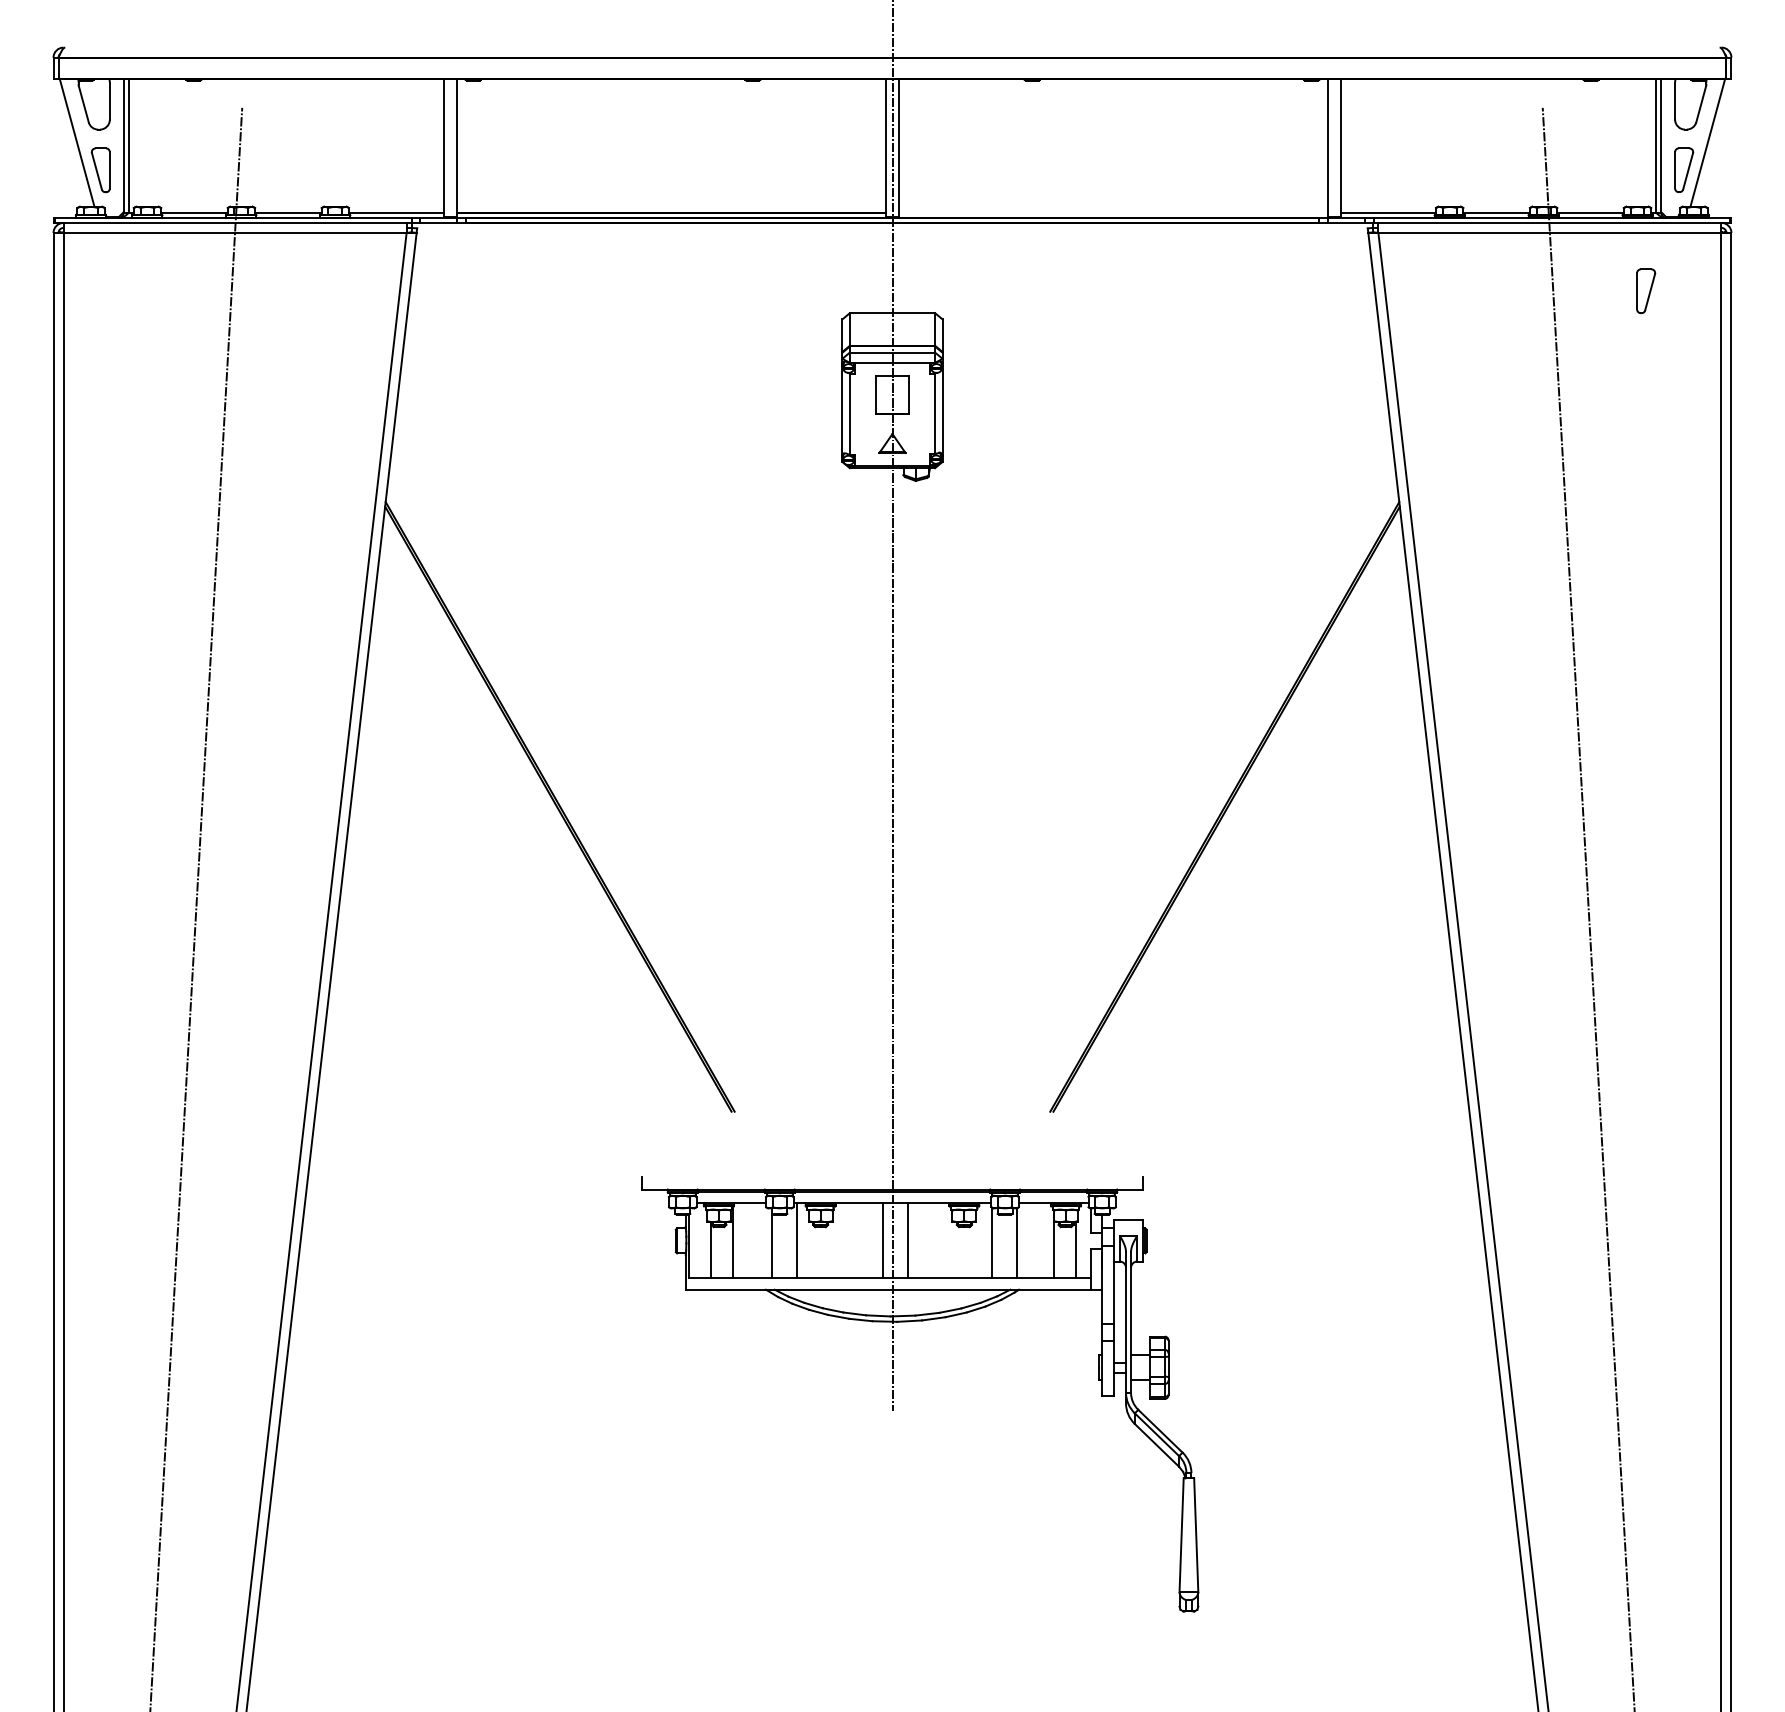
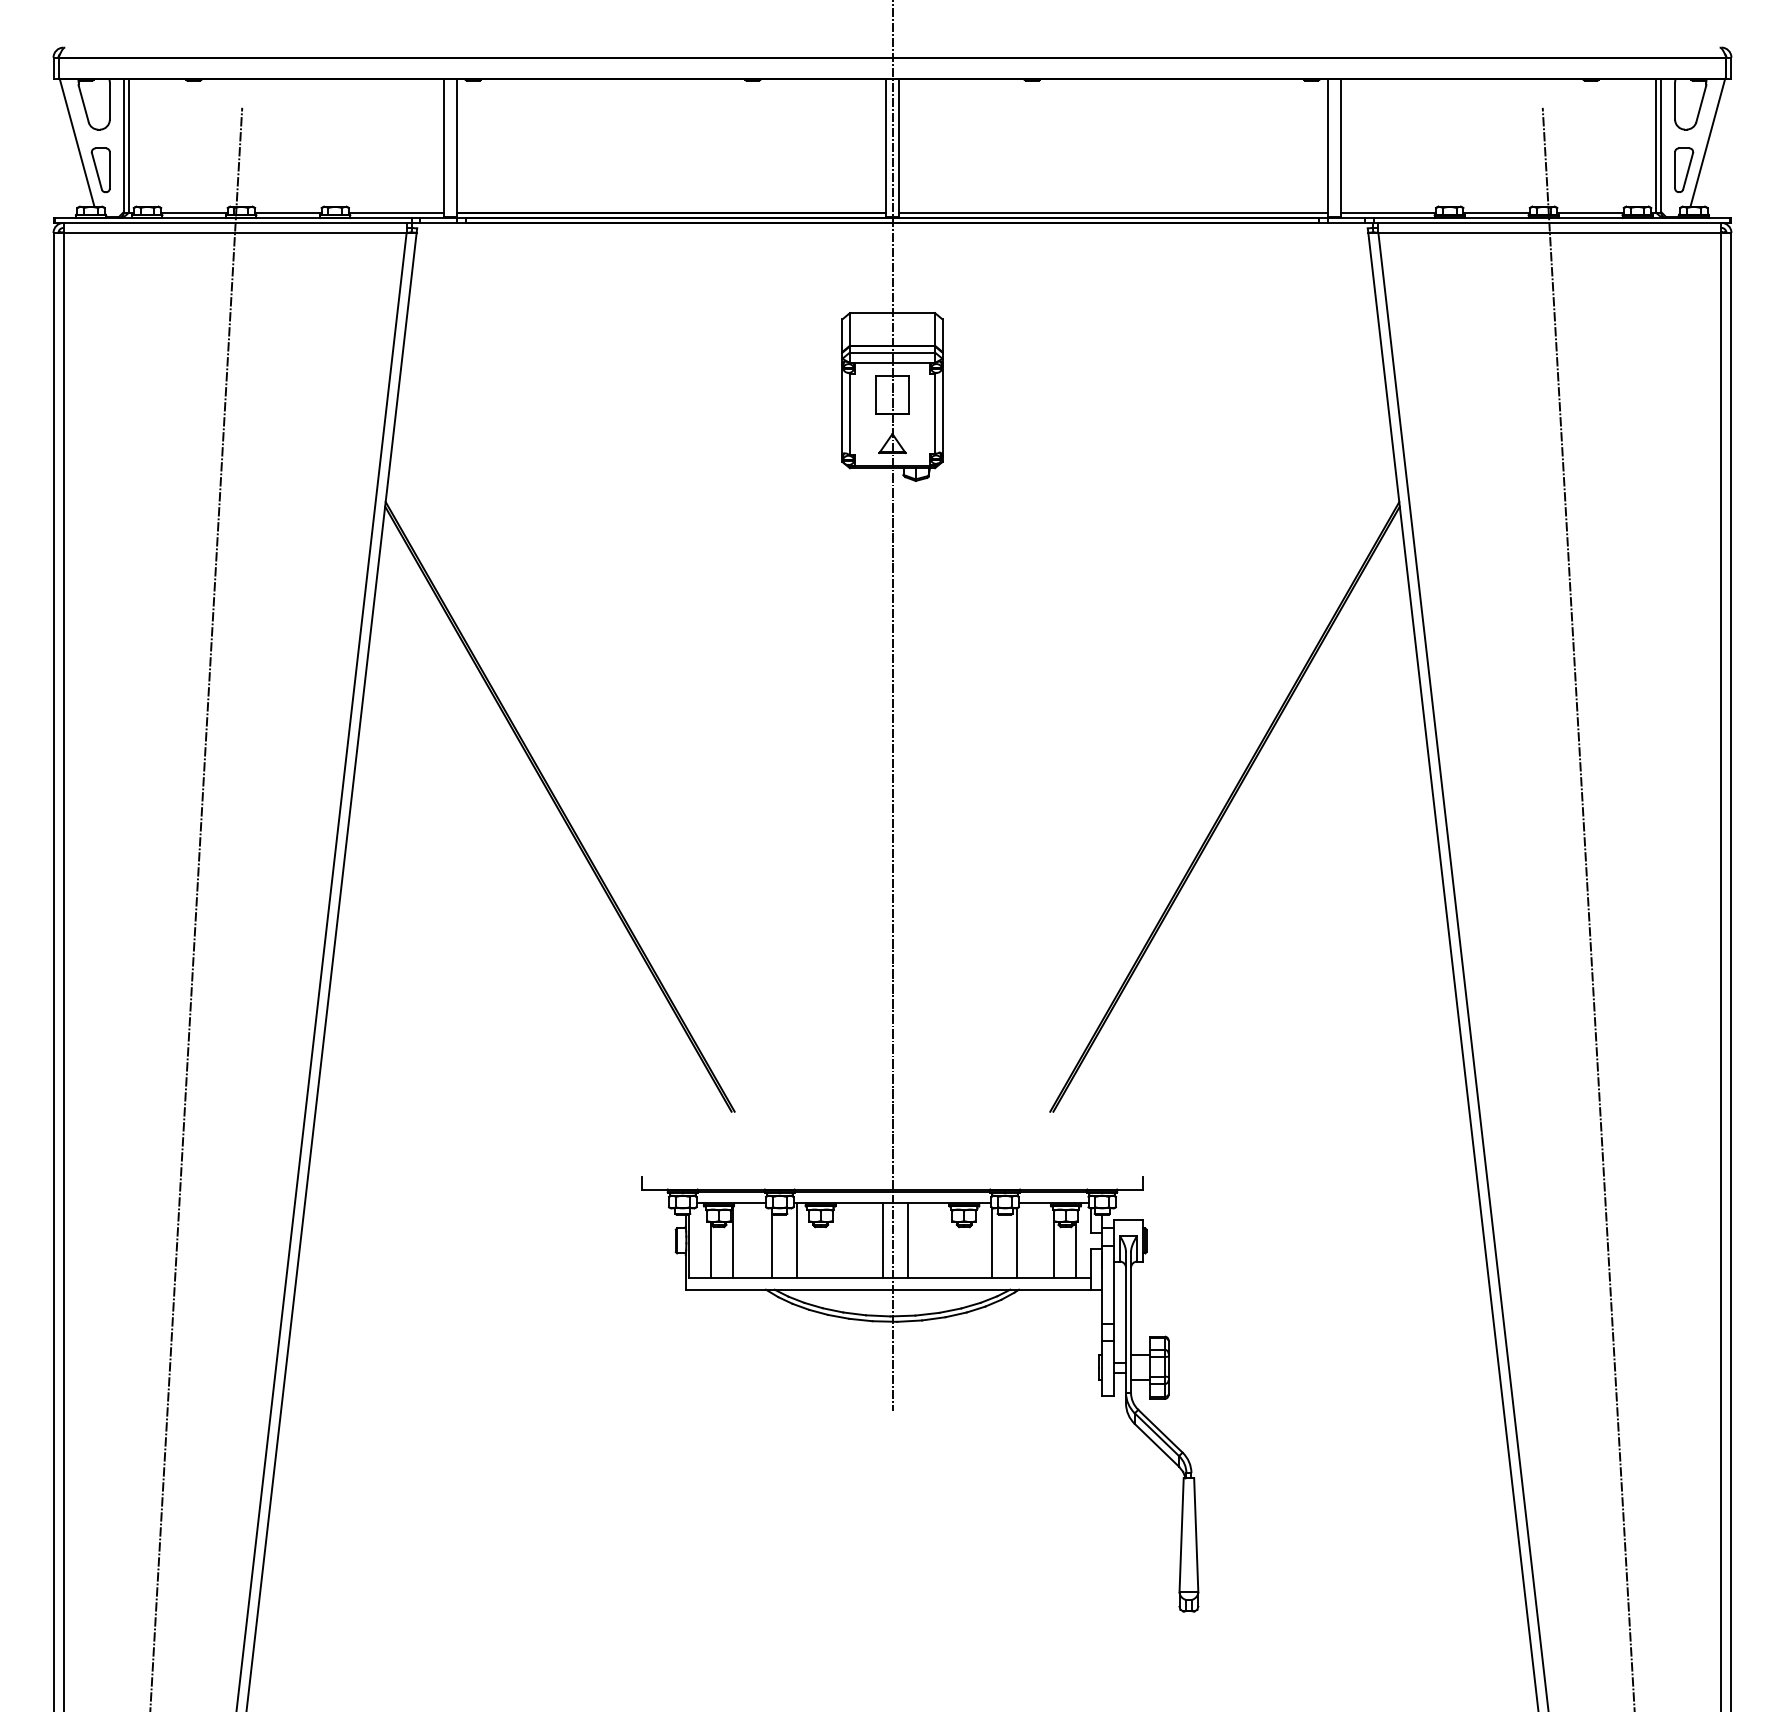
line: none -> present (1113, 212)
part: present -> none (1646, 290)
